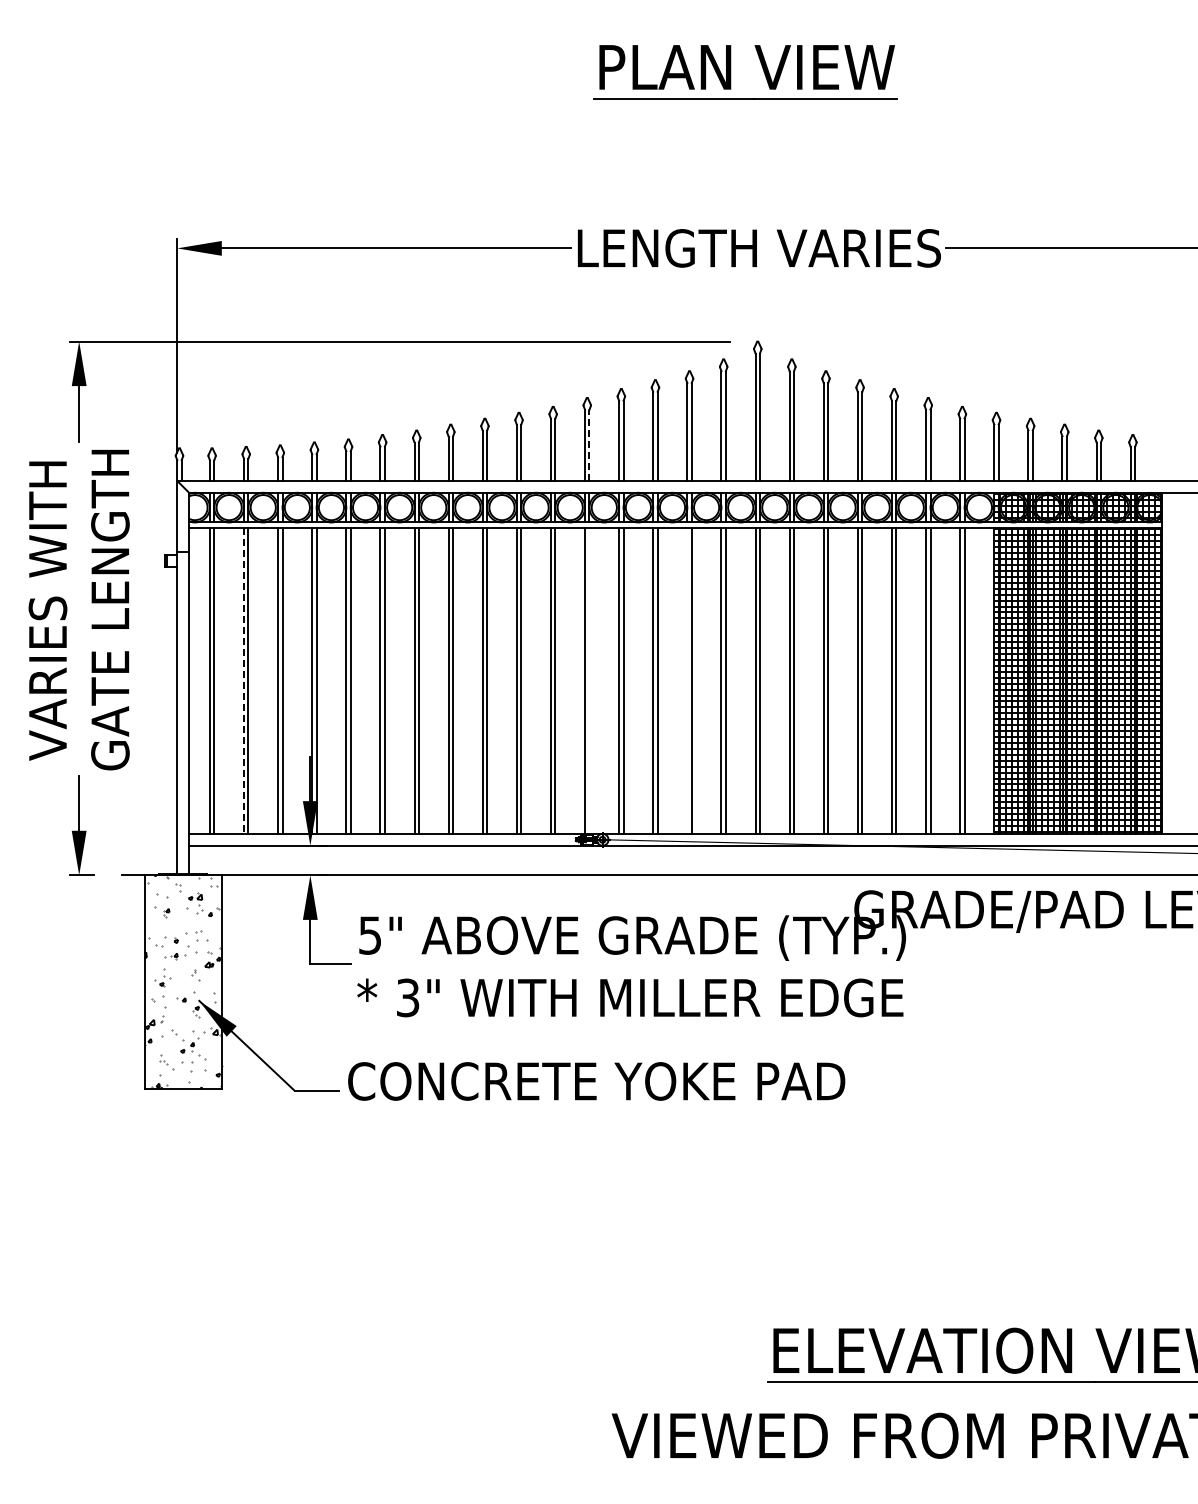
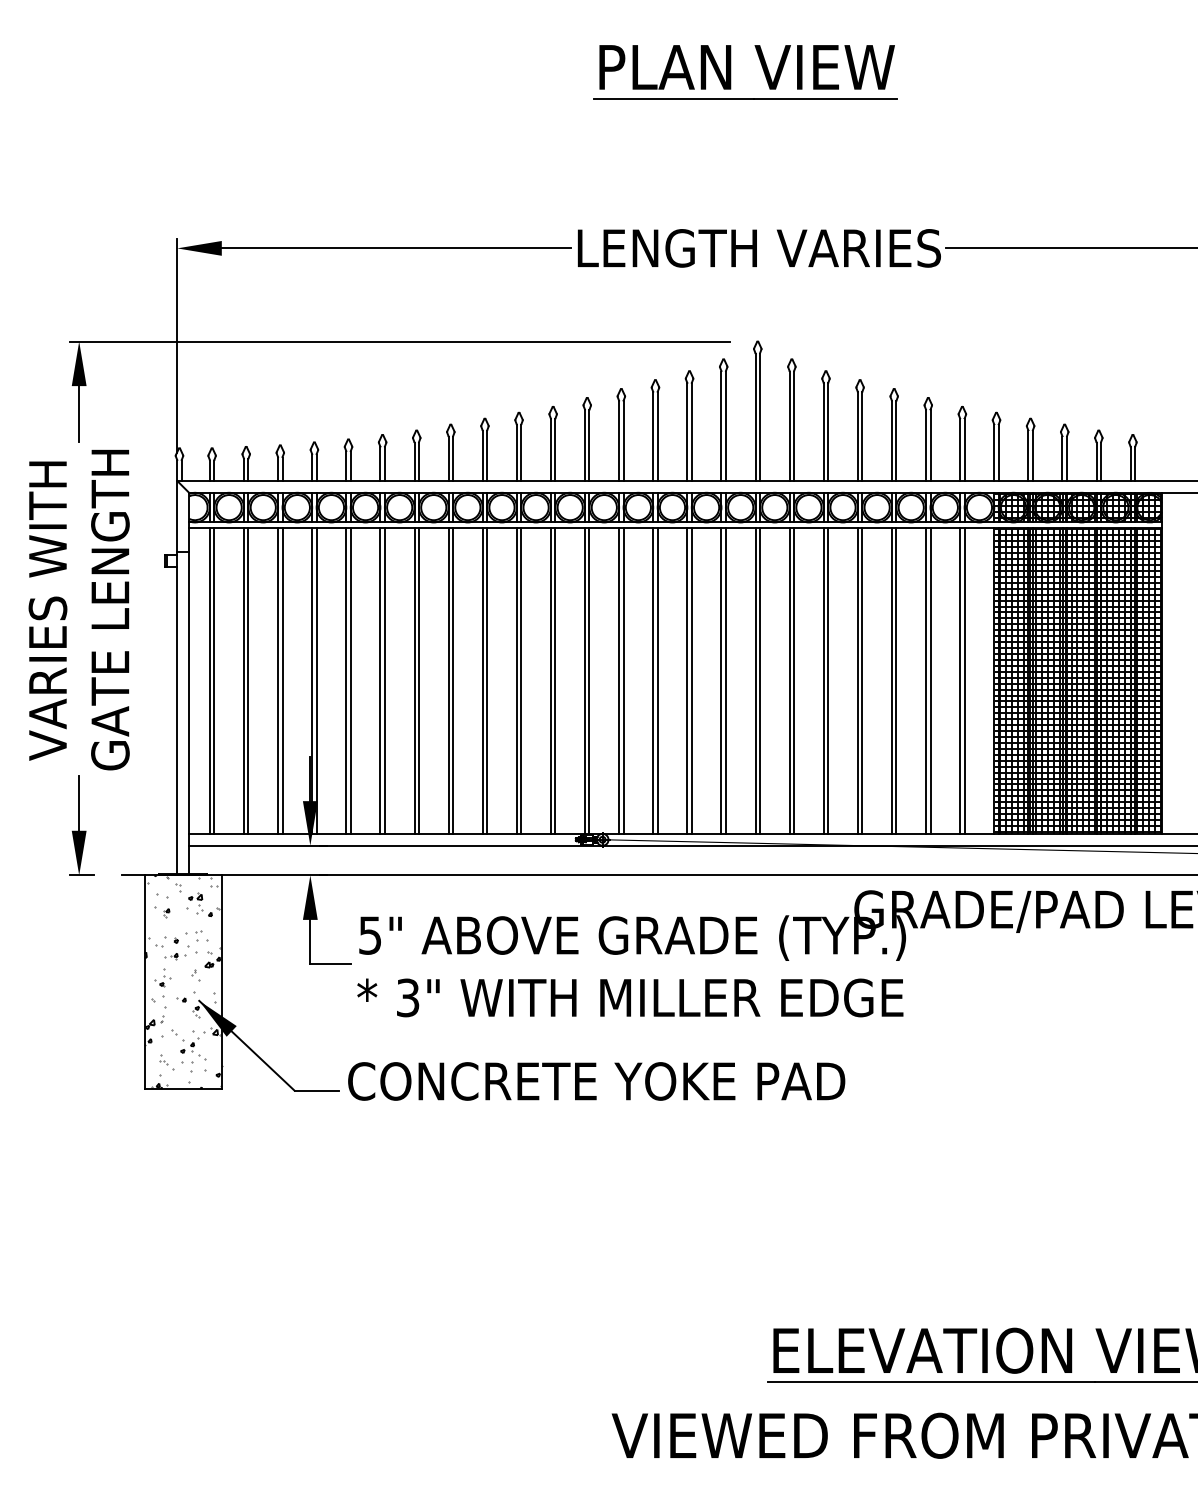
line: dashed -> solid (589, 445)
line: none -> present (589, 680)
line: none -> present (687, 680)
line: dashed -> solid (243, 681)
